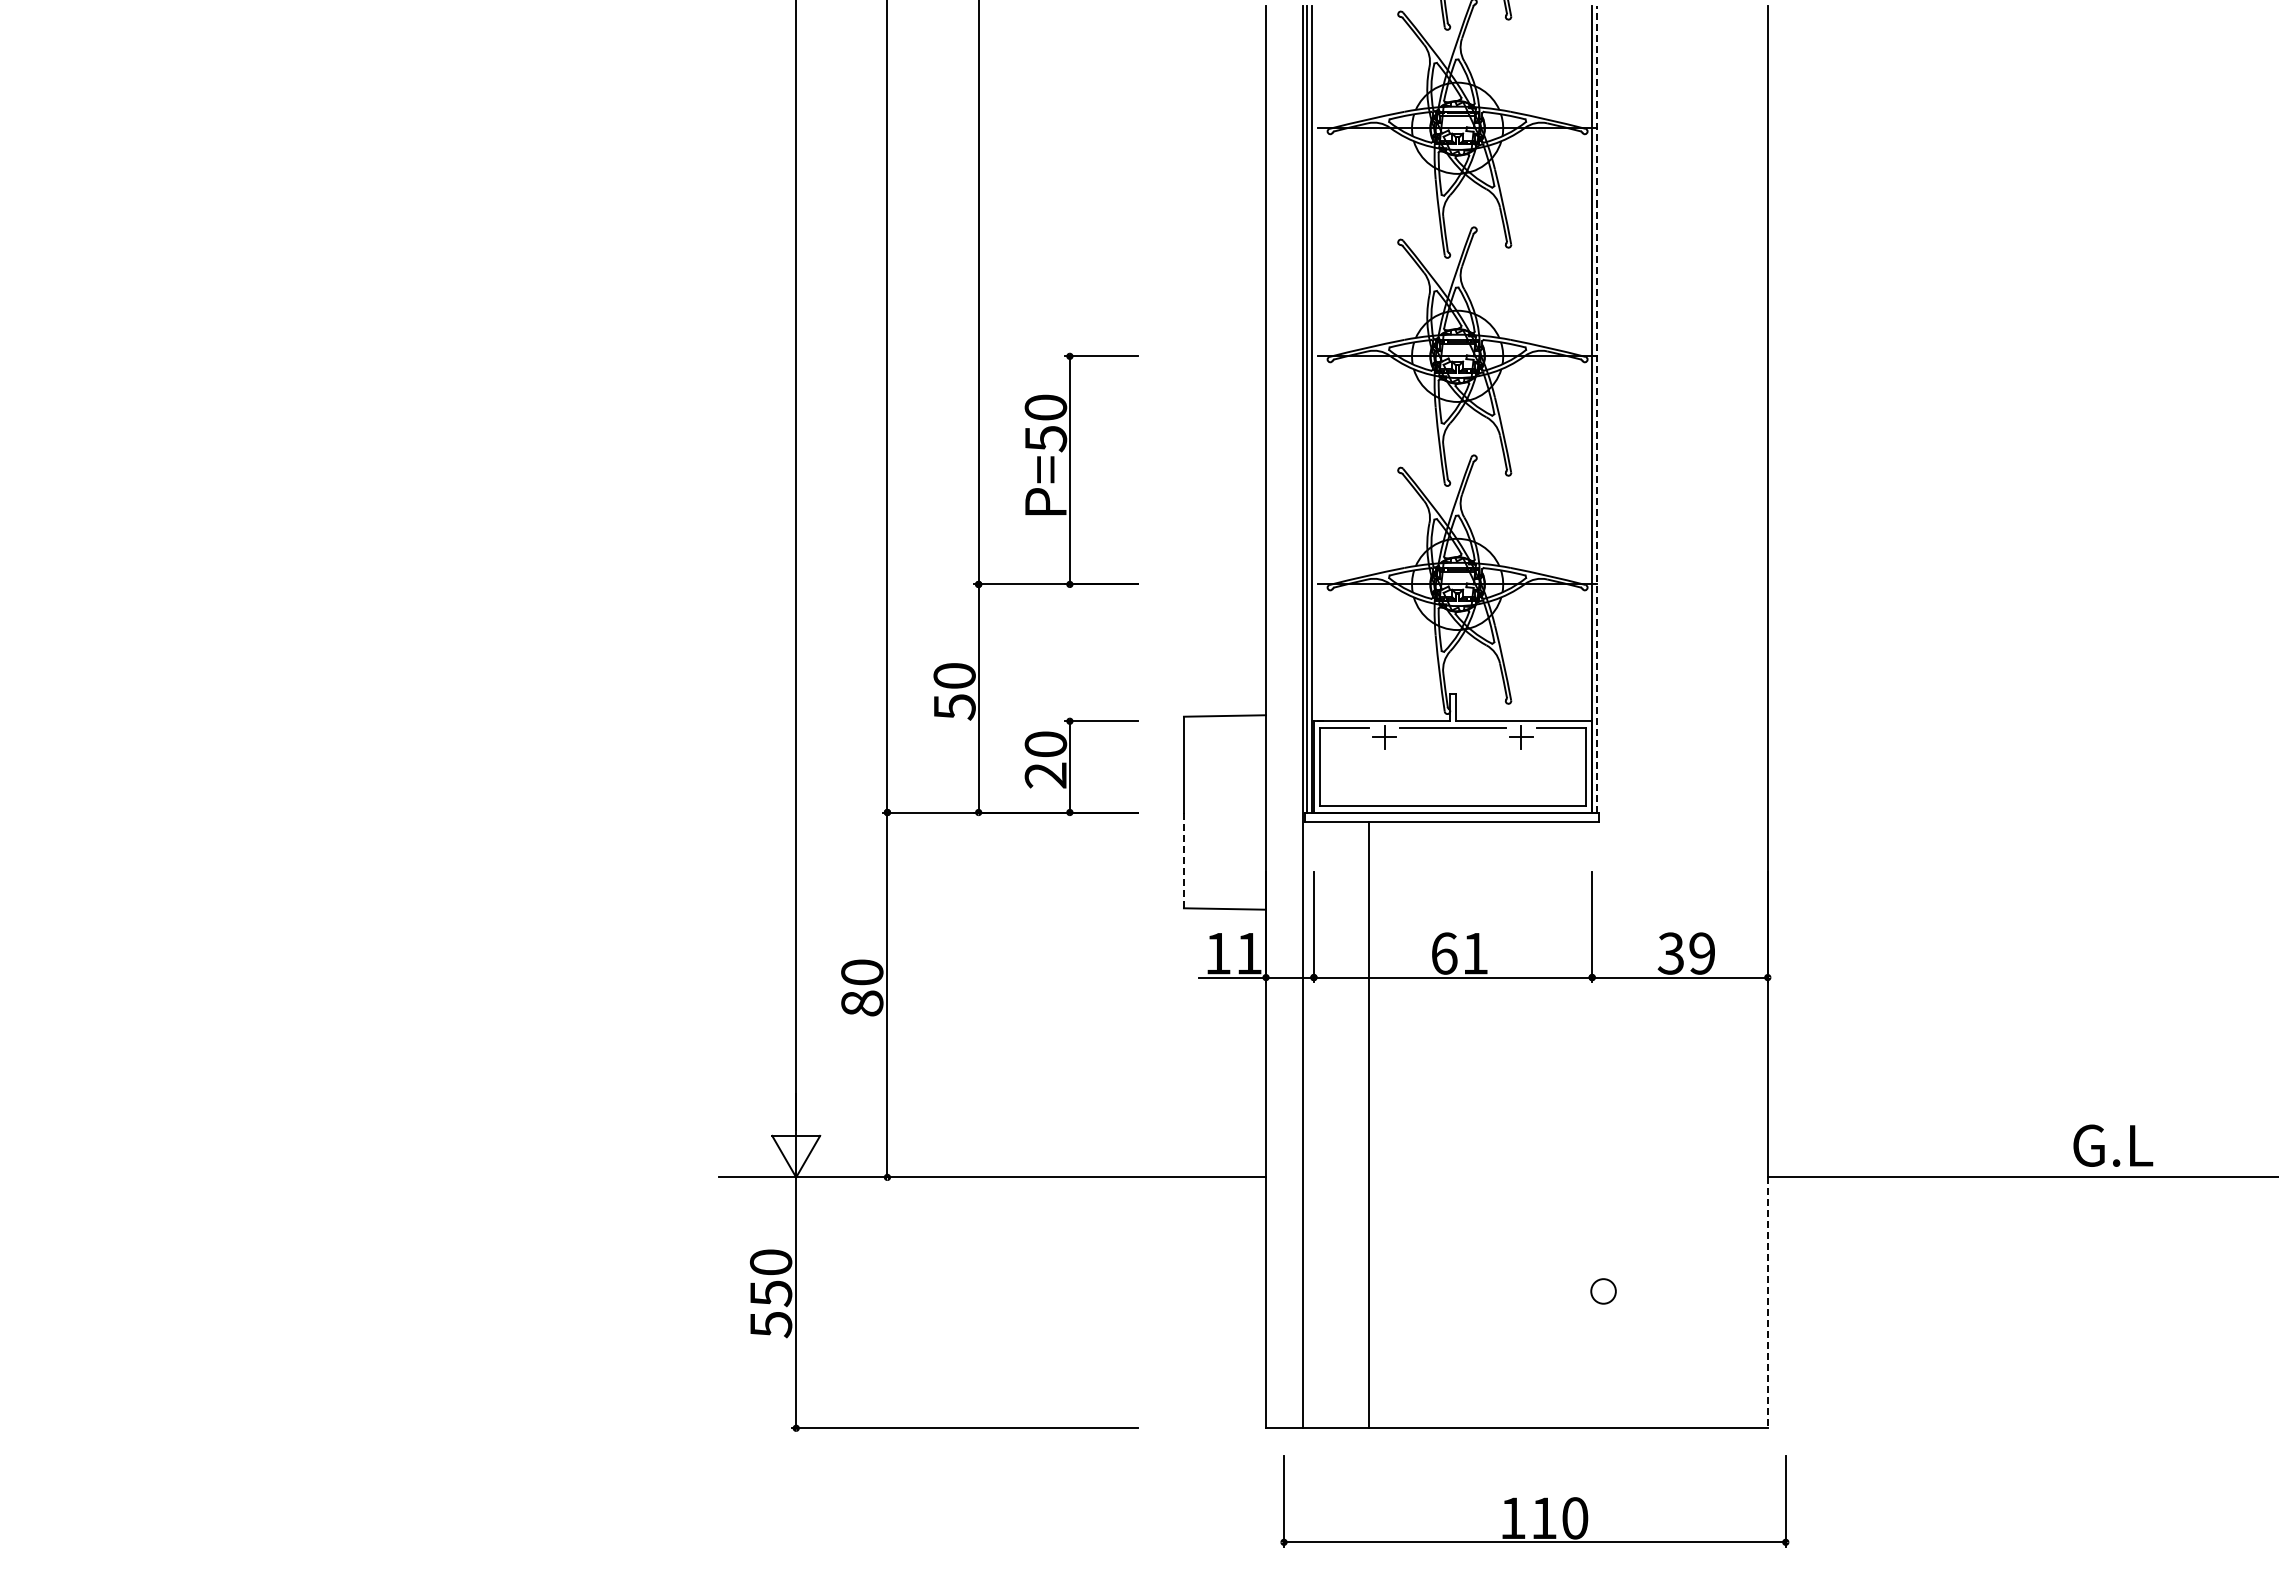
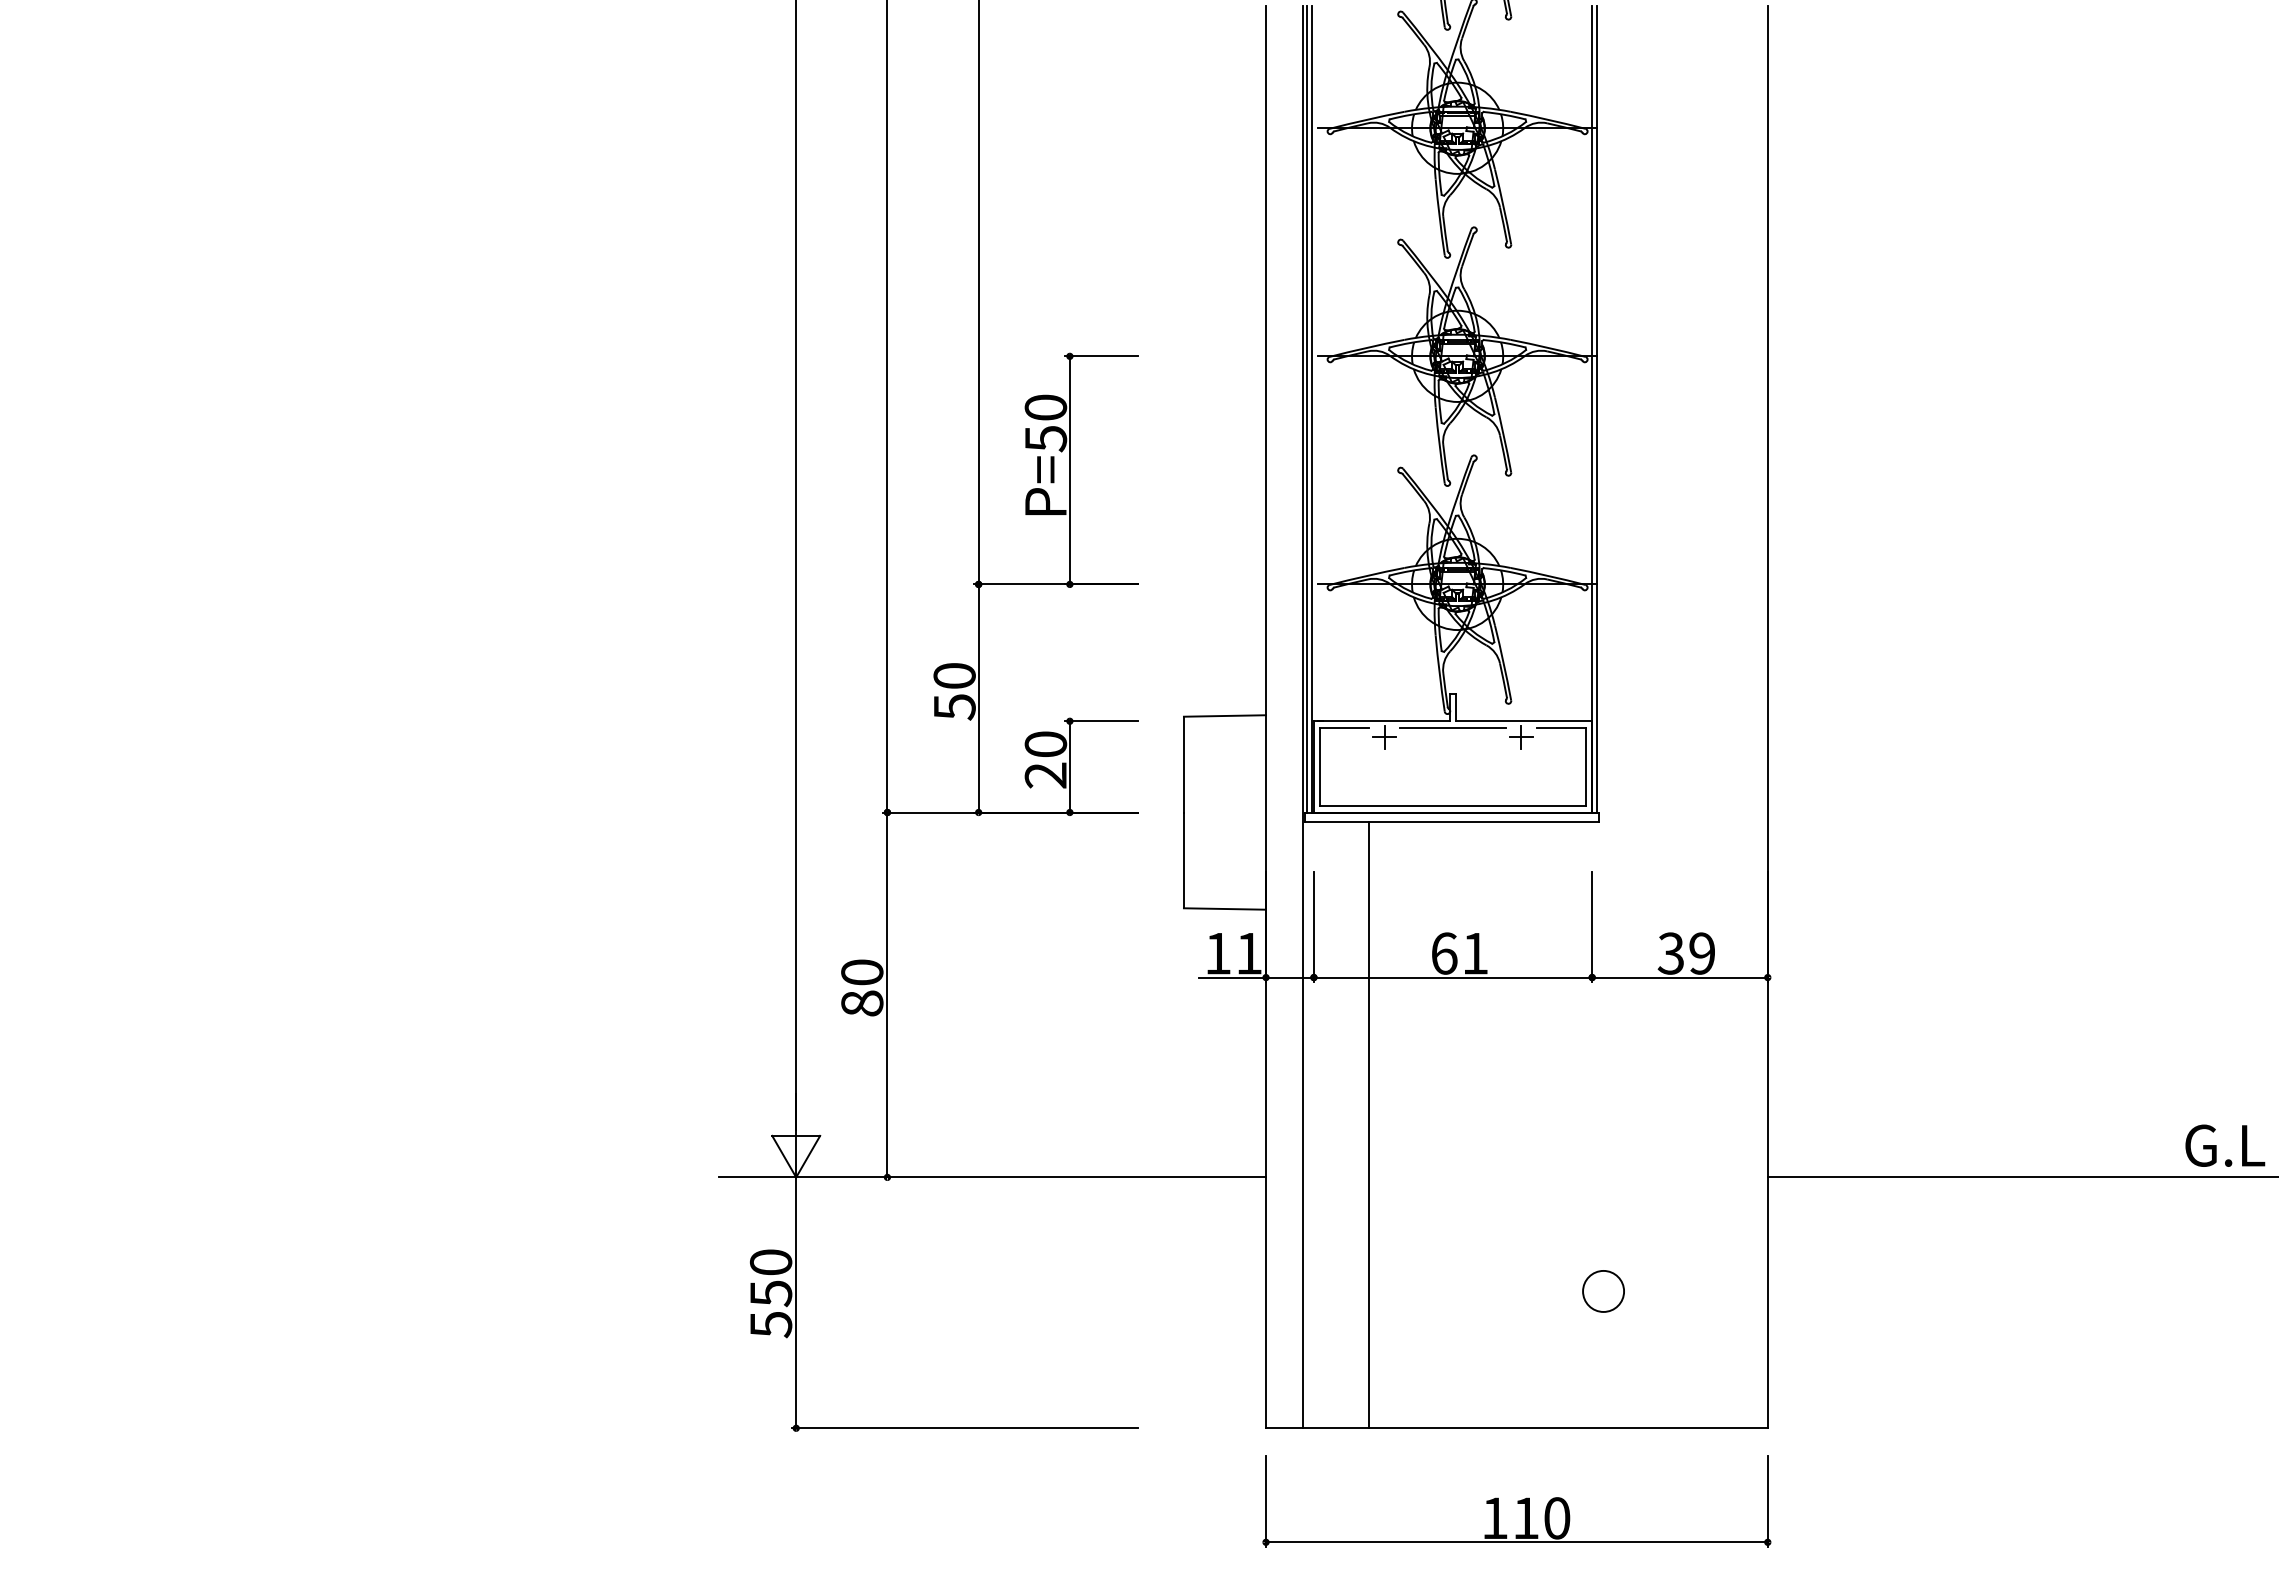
line: dashed -> solid (1596, 408)
line: dashed -> solid (1183, 860)
text position: (2113, 1145) -> (2225, 1145) (2225, 1145)
circle diameter: 25 px -> 41 px (1603, 1290)
line: dashed -> solid (1767, 1303)
part position: (1534, 1501) -> (1516, 1501) (1516, 1501)
